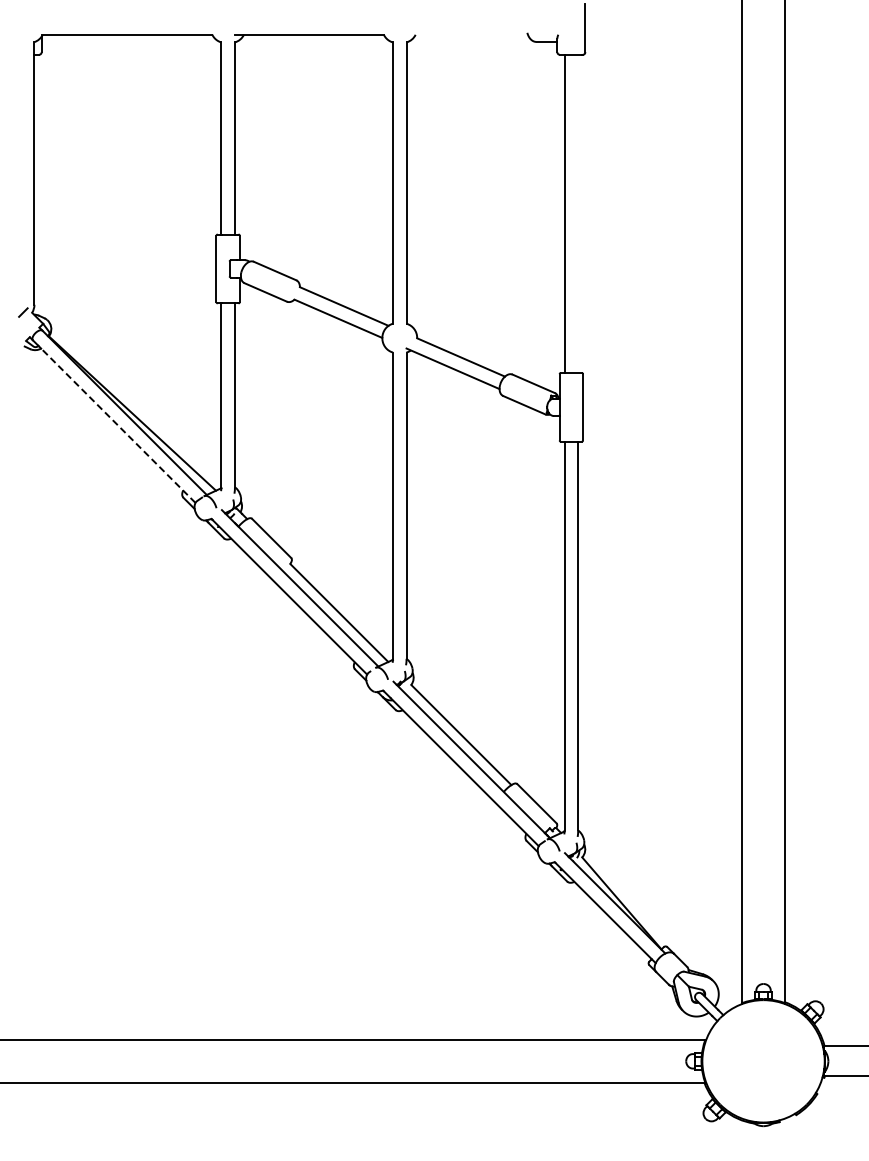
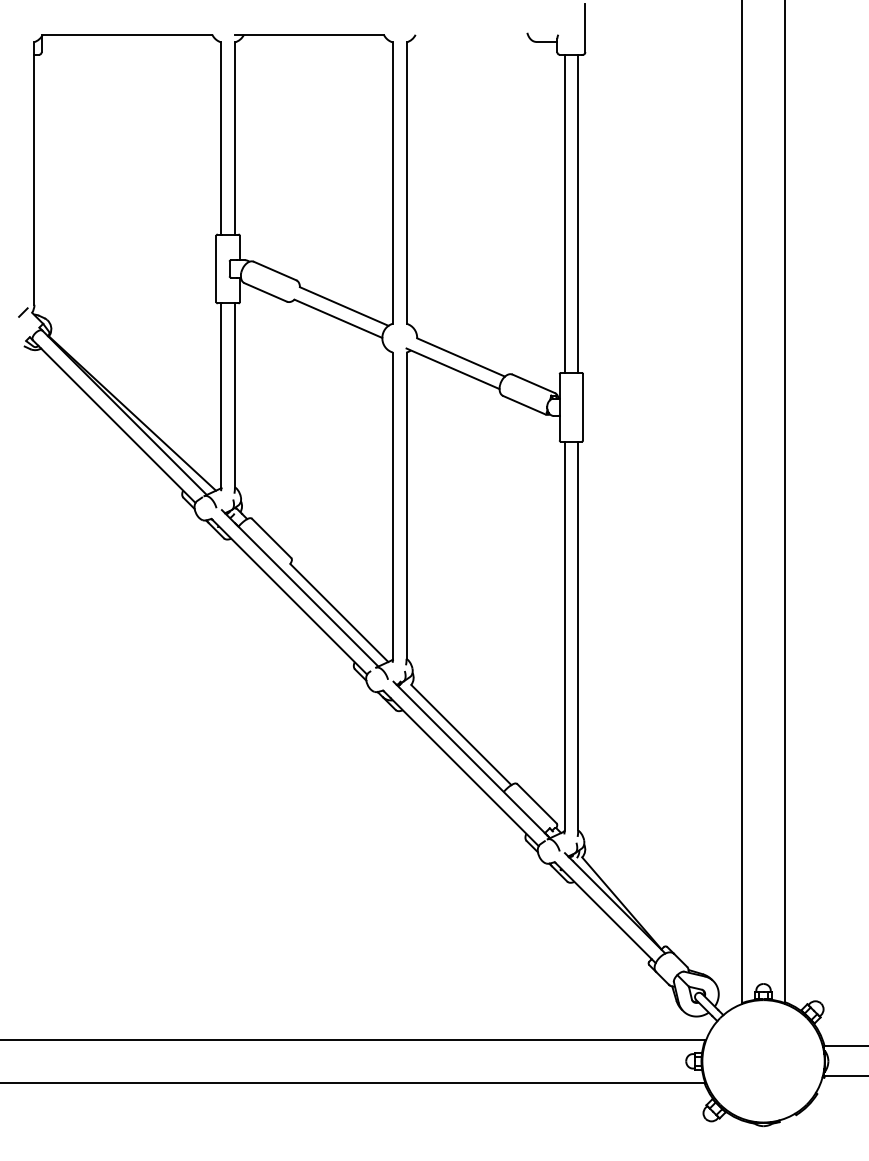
line: none -> present (578, 213)
line: dashed -> solid (117, 425)
